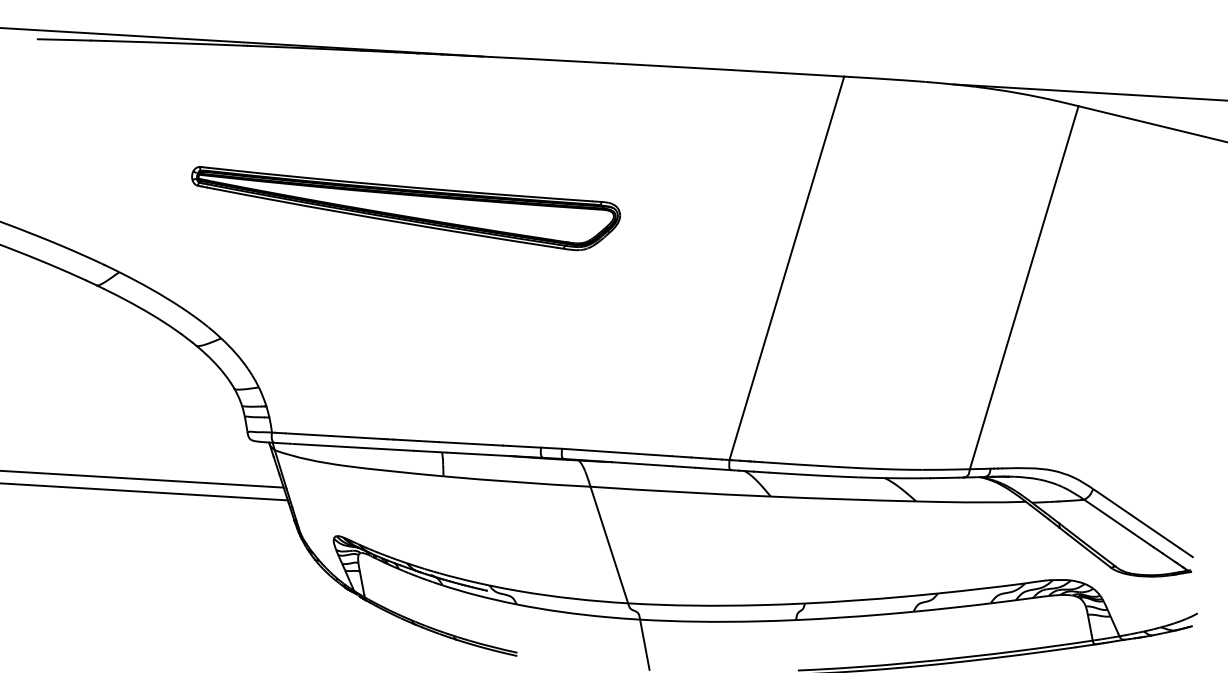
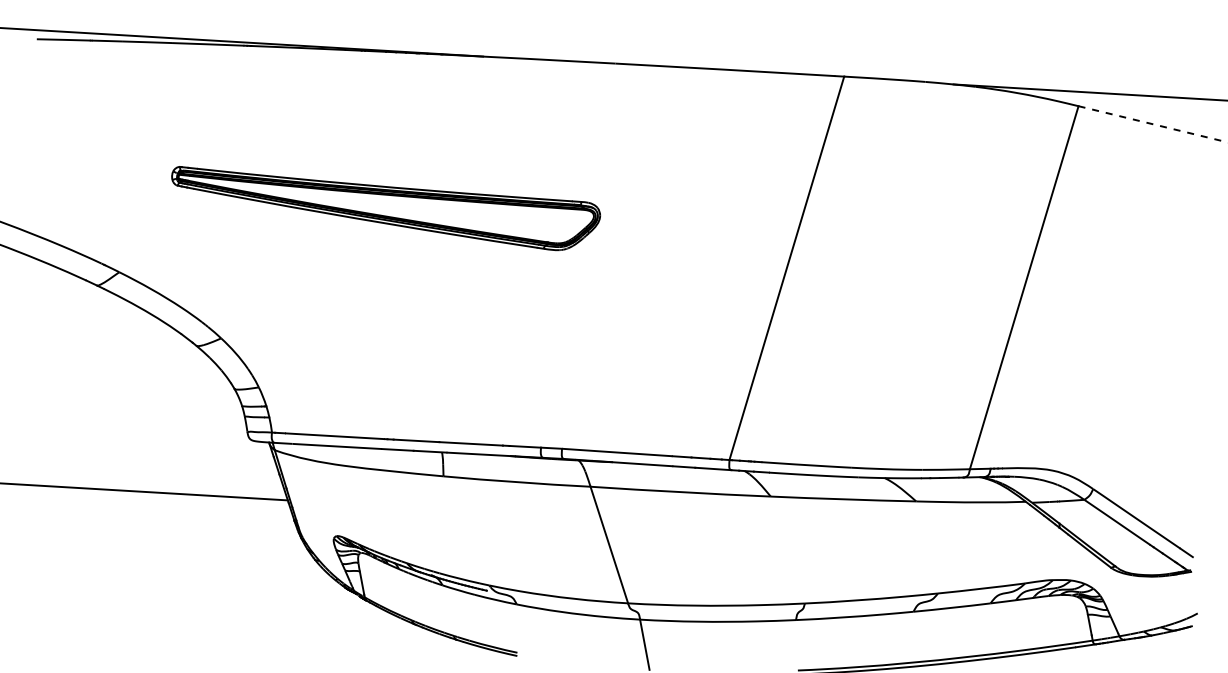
line: solid -> dashed (1153, 124)
part position: (406, 208) -> (386, 208) (386, 208)
line: present -> none (142, 478)
